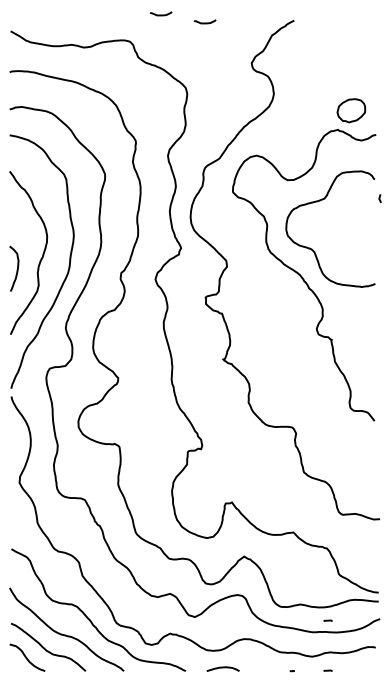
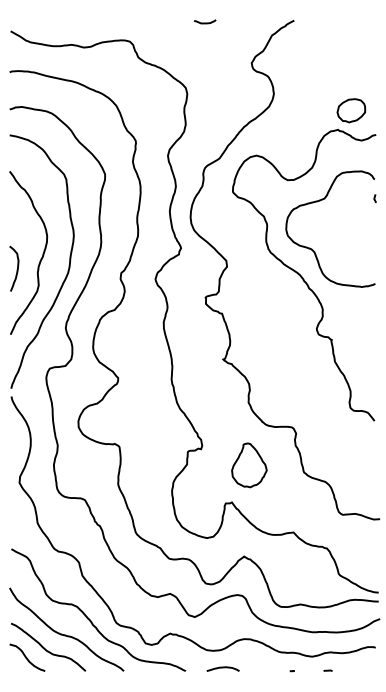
curve: present -> none (160, 14)
line position: (379, 198) -> (374, 198) (374, 198)
part: none -> present (249, 465)
line: present -> none (327, 620)
